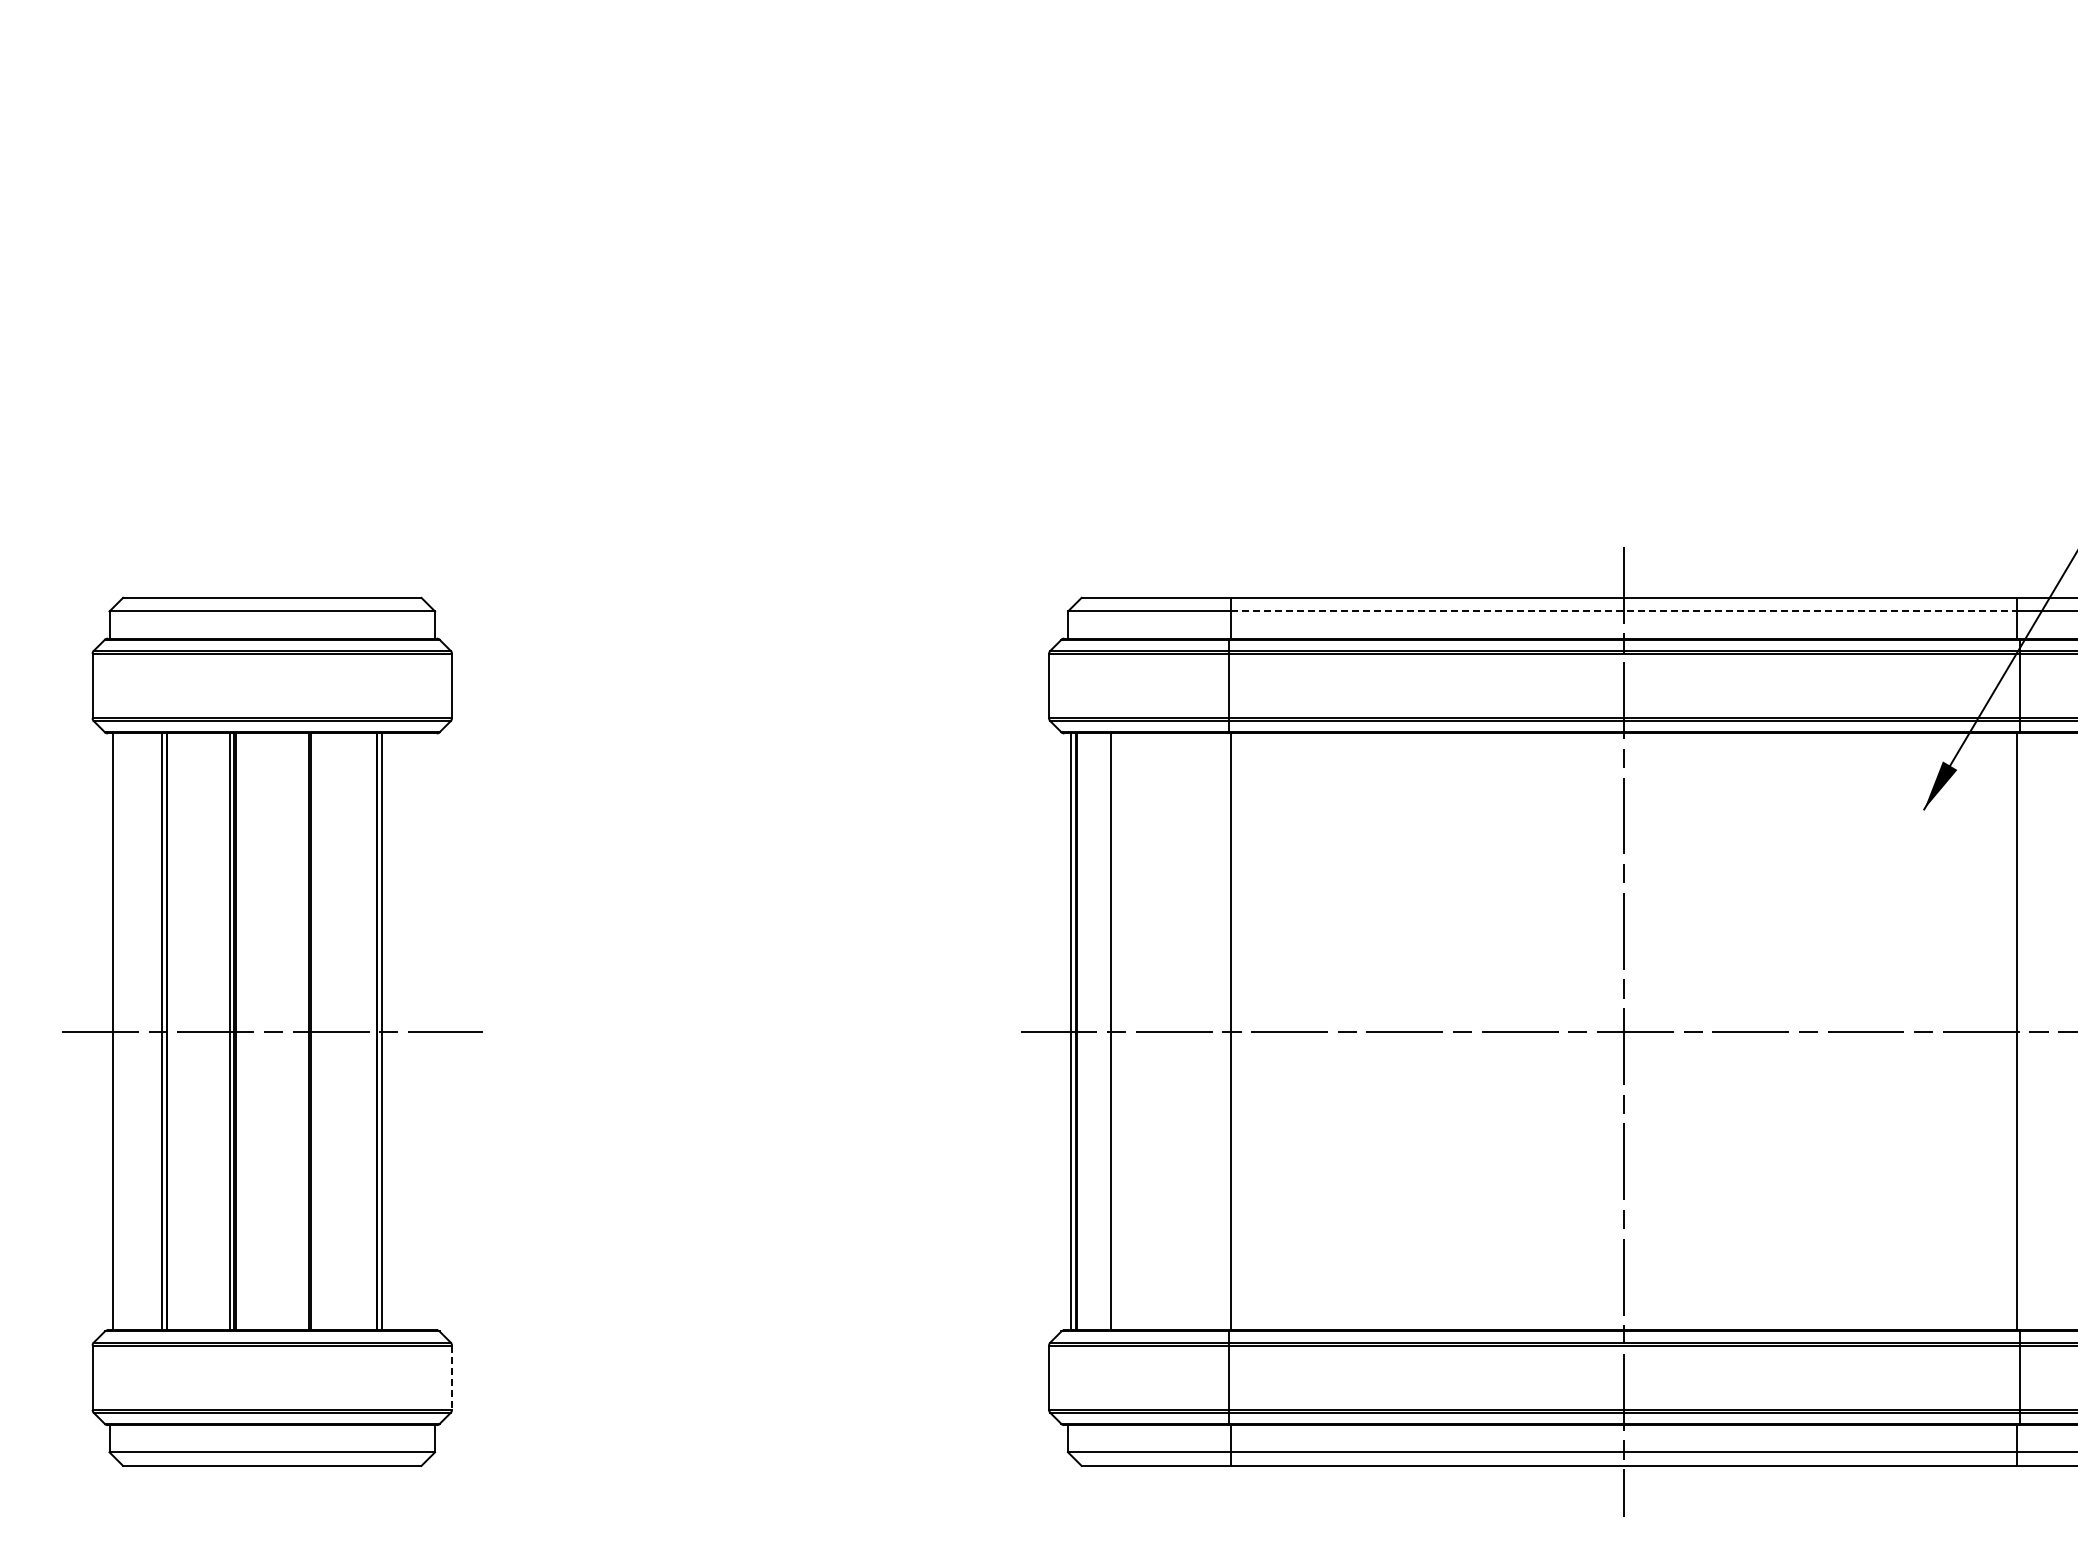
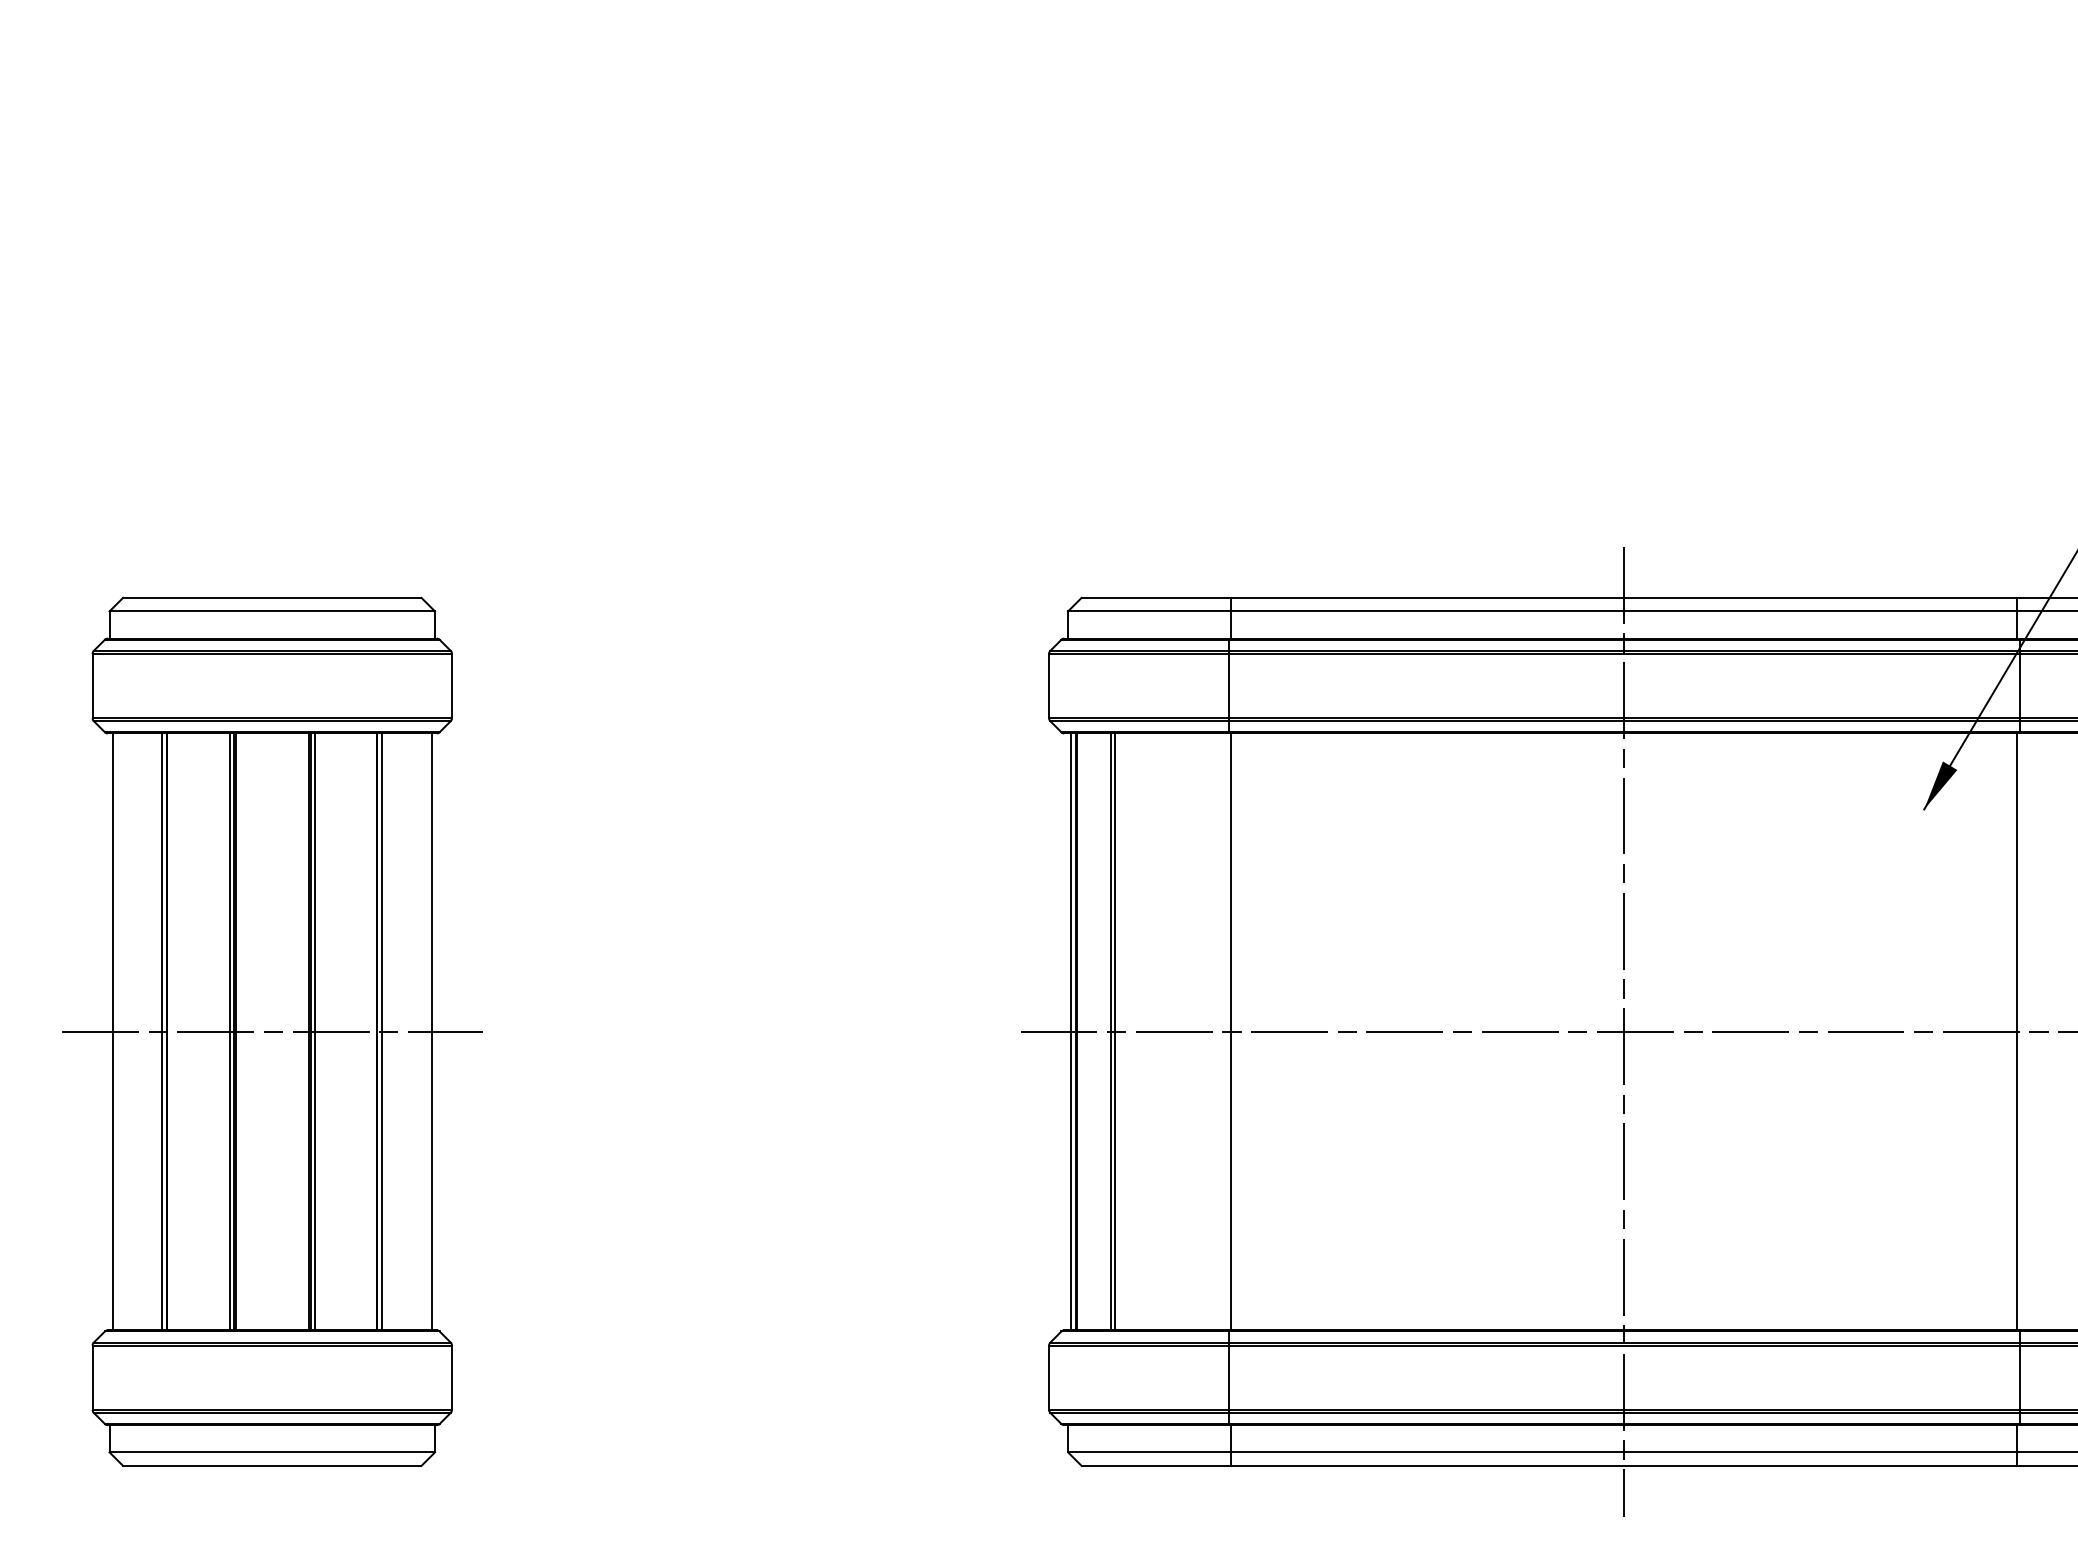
line: dashed -> solid (1624, 611)
line: none -> present (315, 1031)
line: none -> present (431, 1031)
line: none -> present (1115, 1031)
line: dashed -> solid (452, 1378)
